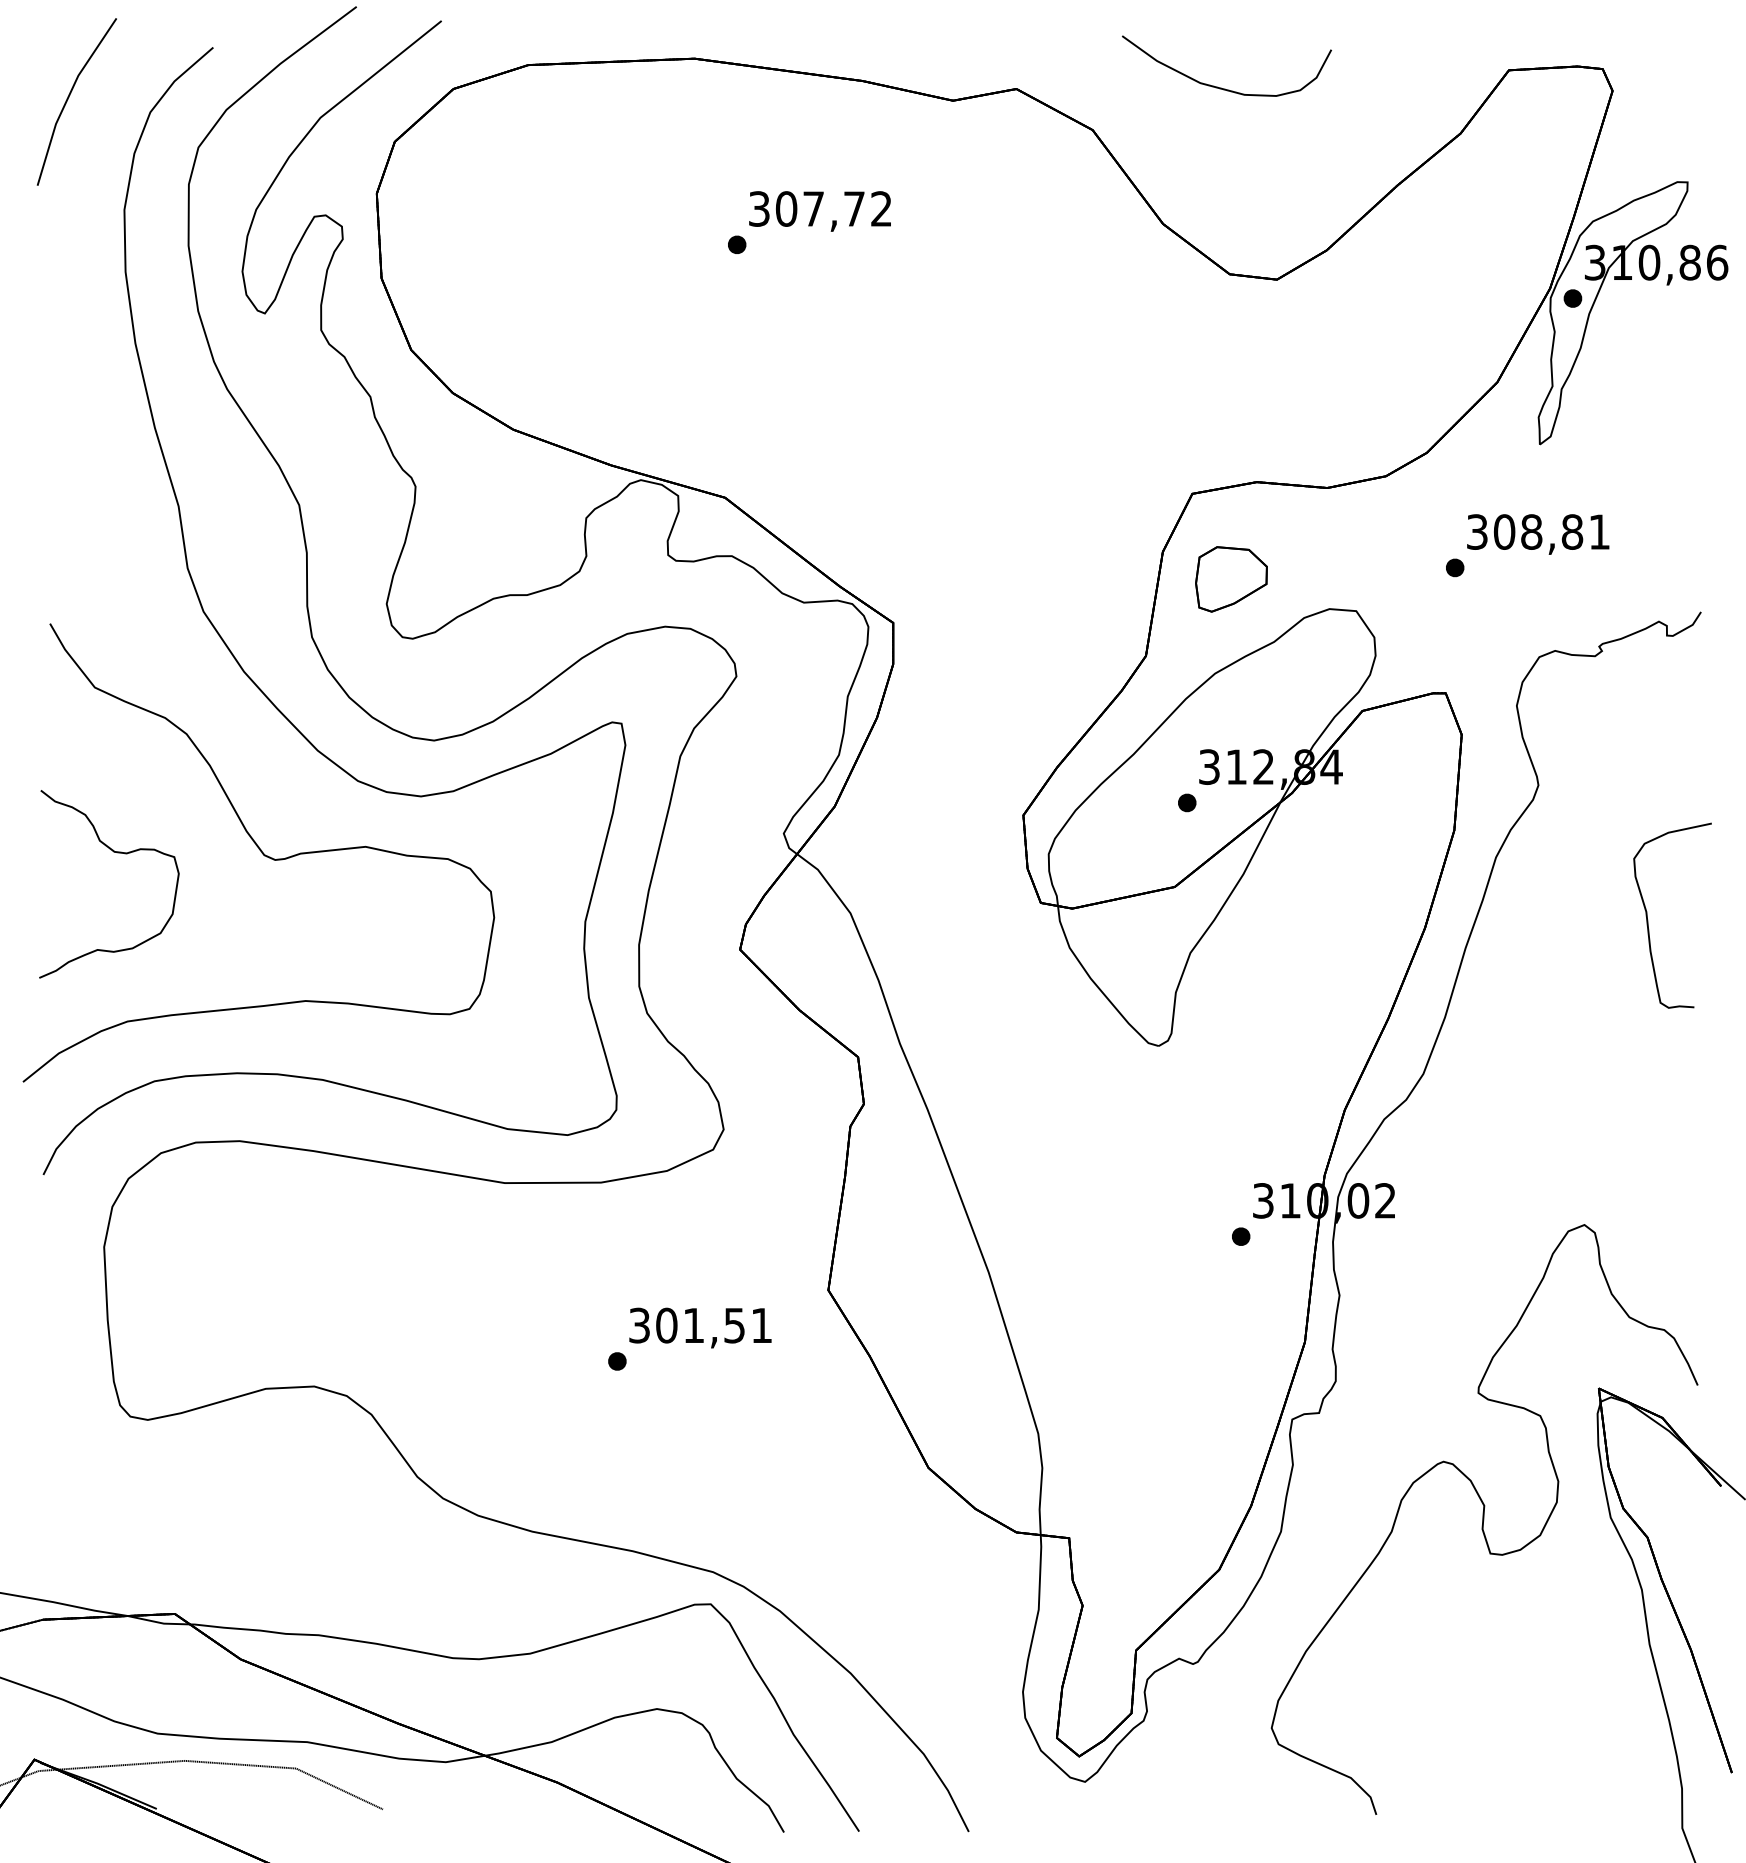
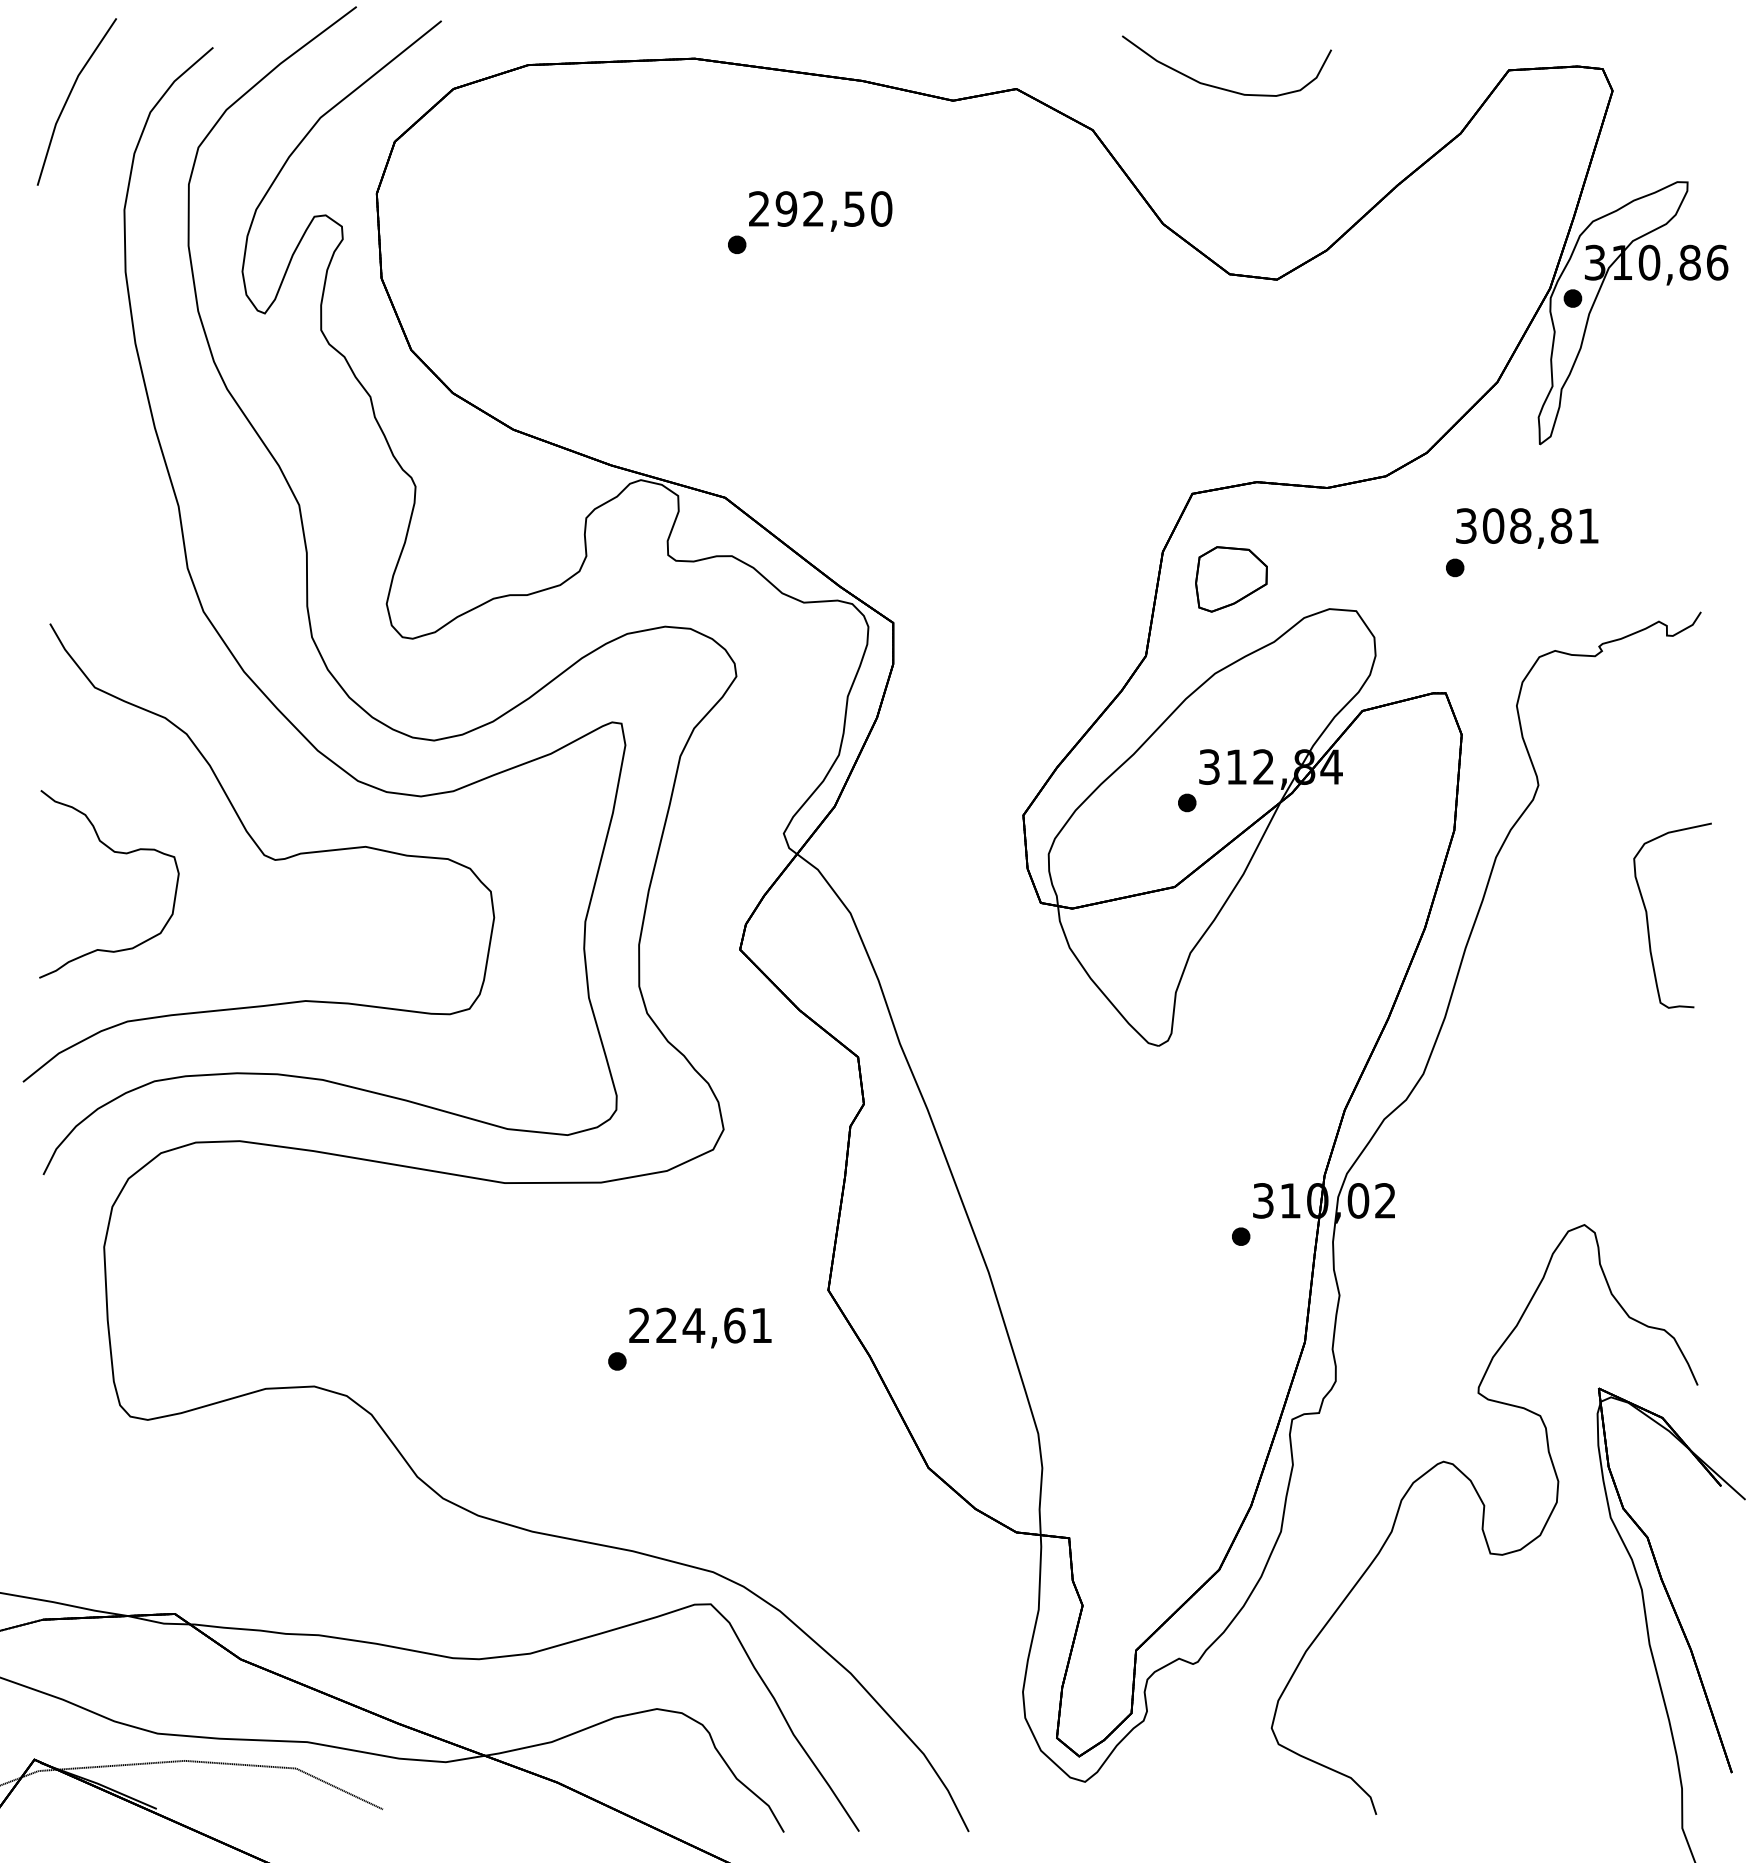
text: 307,72 -> 292,50 (820, 208)
text position: (1538, 534) -> (1527, 528) (1527, 528)
text: 301,51 -> 224,61 (687, 1325)
